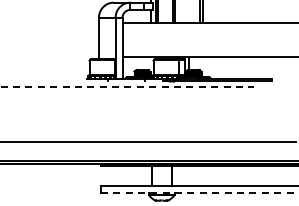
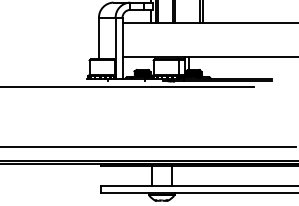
line: dashed -> solid (127, 87)
line position: (148, 142) -> (148, 147) (148, 147)
line: dashed -> solid (199, 192)
